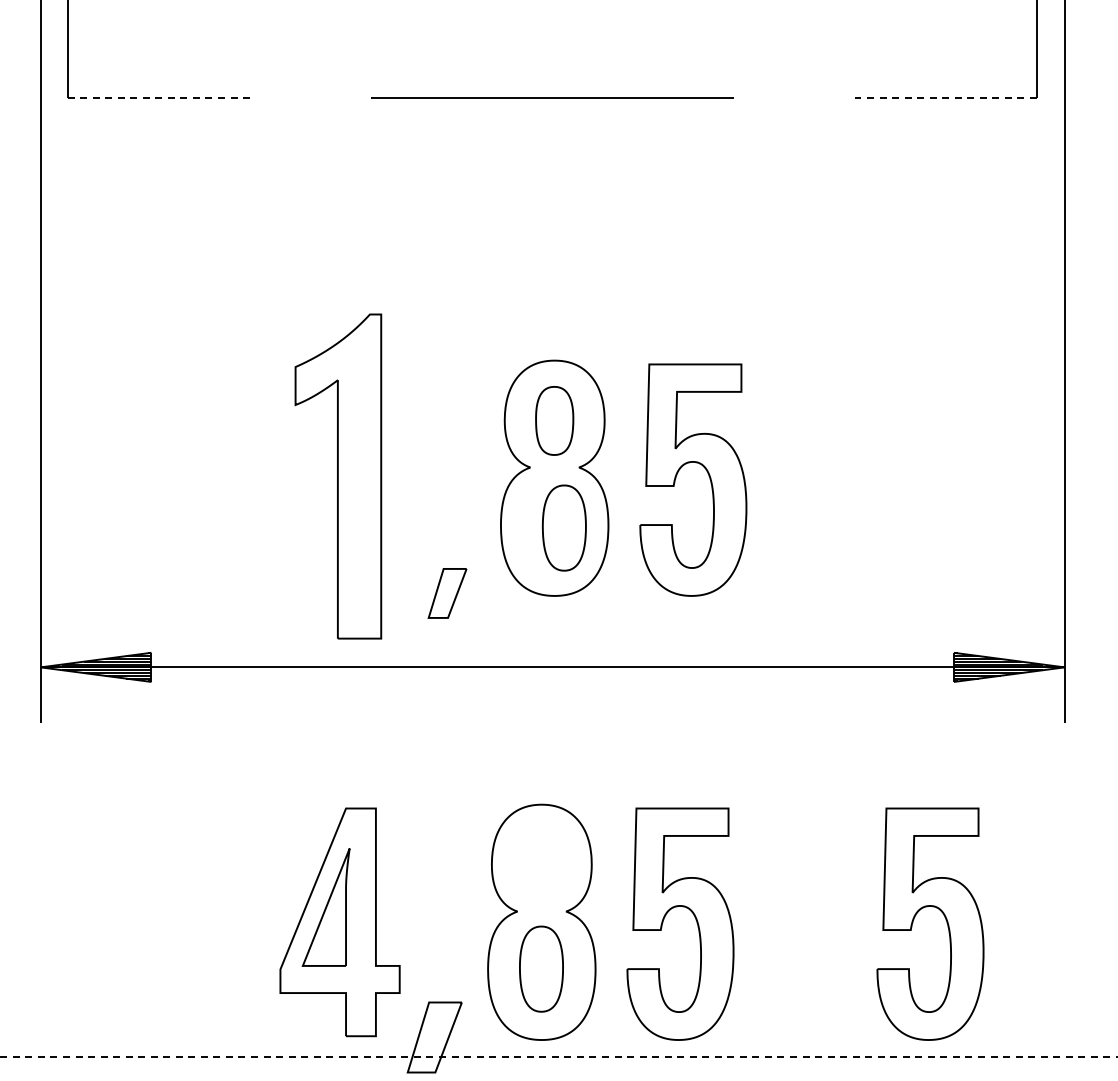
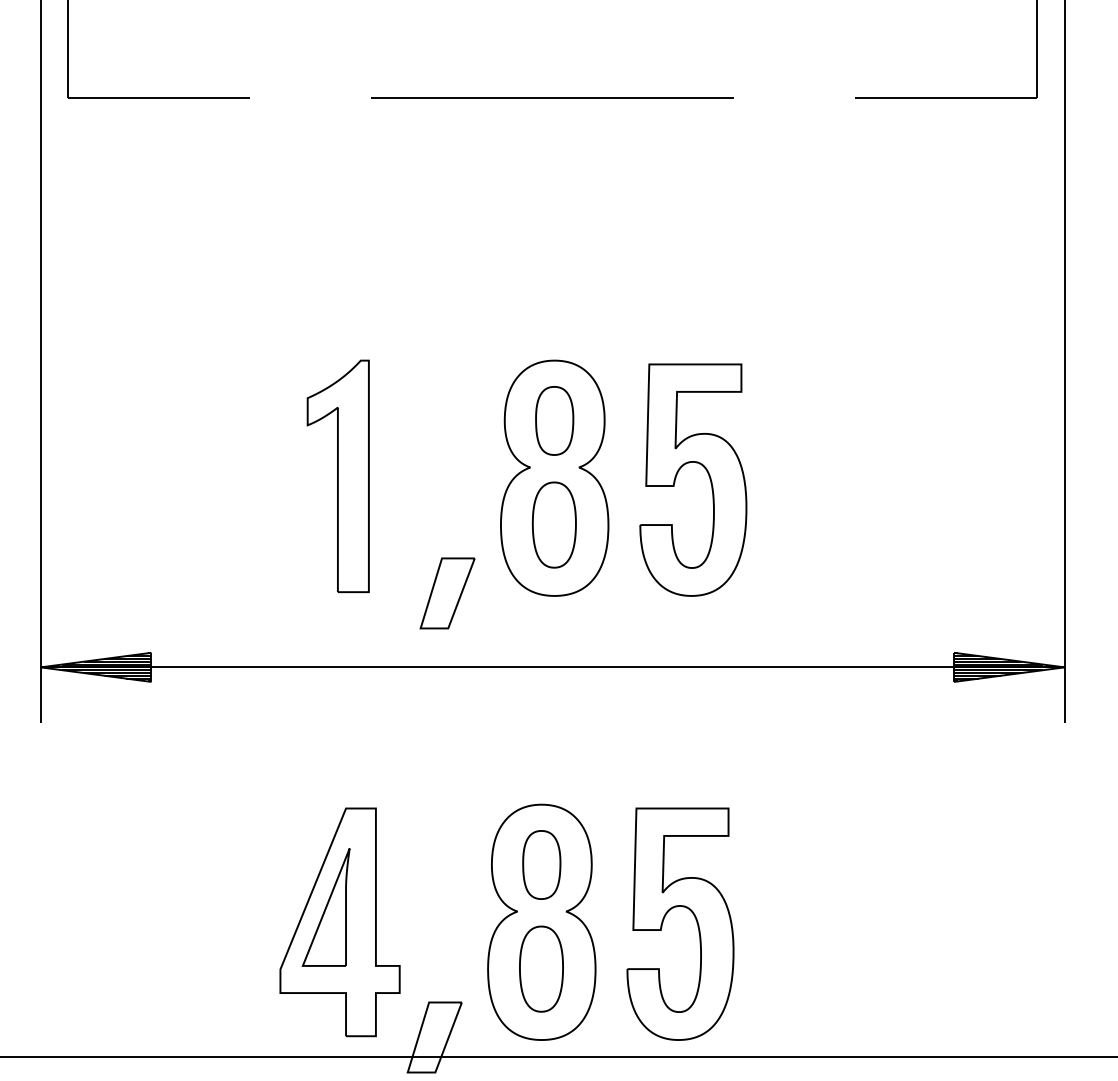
line: dashed -> solid (159, 97)
line: dashed -> solid (946, 97)
part size: 89x327 px -> 64x234 px (337, 475)
part position: (563, 527) -> (553, 524) (553, 524)
part size: 41x51 px -> 57x73 px (447, 593)
part: none -> present (541, 864)
part: present -> none (944, 917)
line: dashed -> solid (559, 1057)
